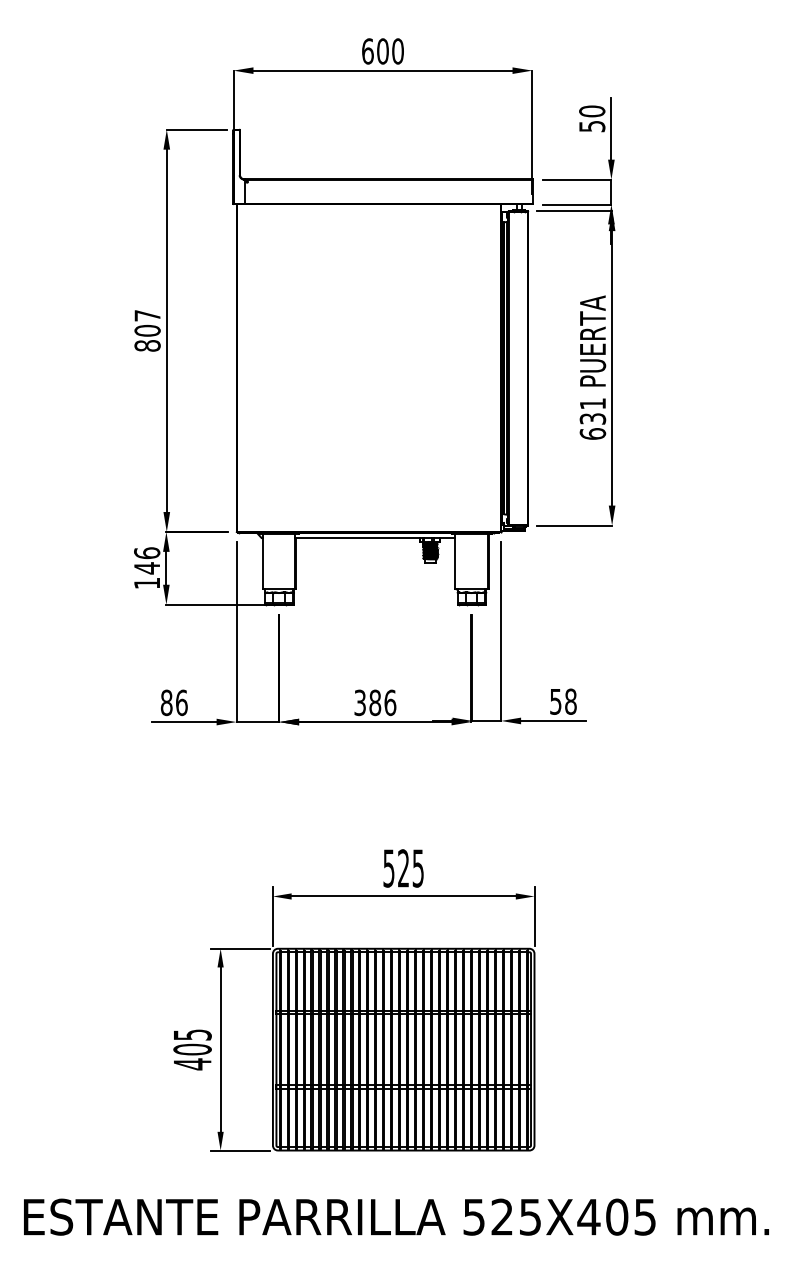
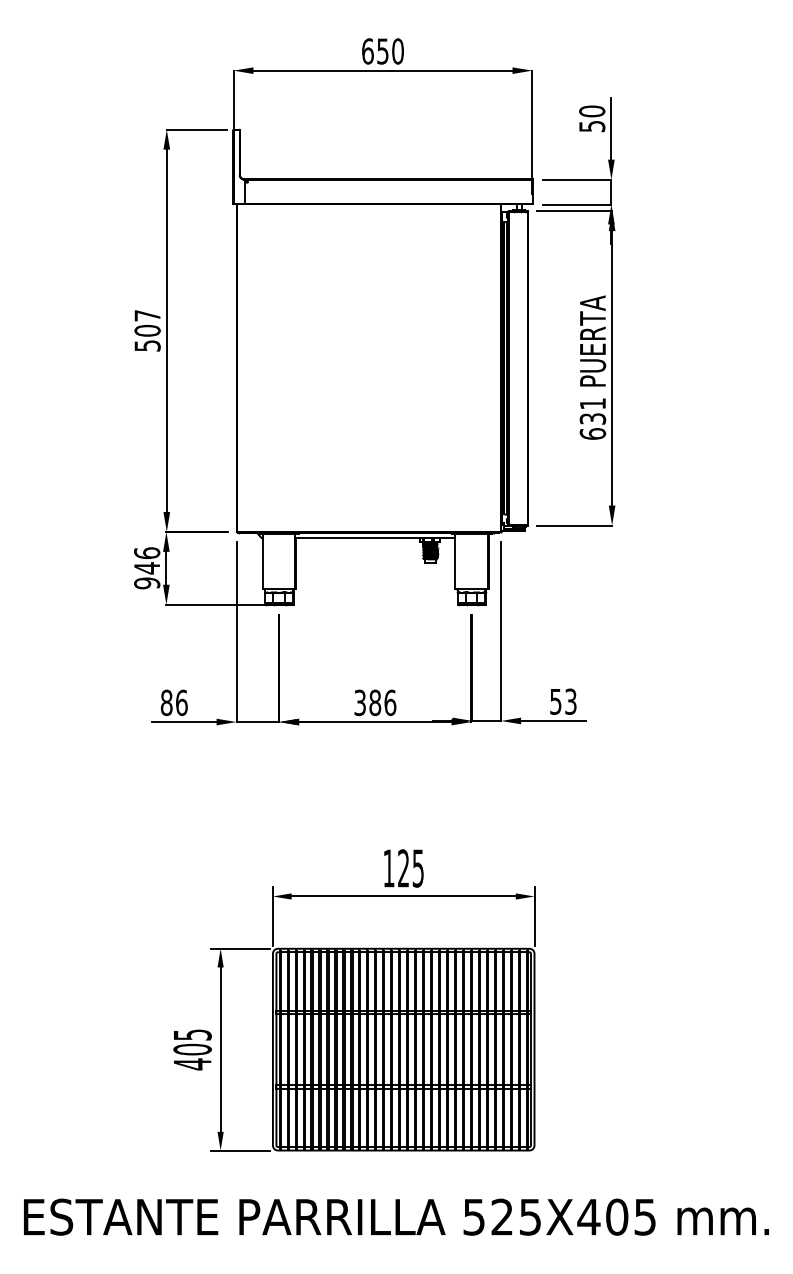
text: 600 -> 650 (382, 51)
text: 807 -> 507 (147, 345)
text: 146 -> 946 (147, 583)
text: 58 -> 53 (570, 701)
text: 525 -> 125 (388, 868)
